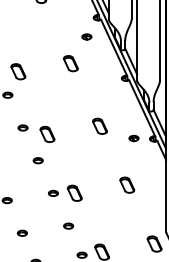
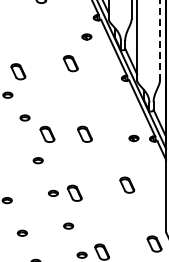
line: solid -> dashed (159, 40)
part position: (99, 125) -> (84, 133) (84, 133)
part position: (22, 127) -> (24, 117) (24, 117)
